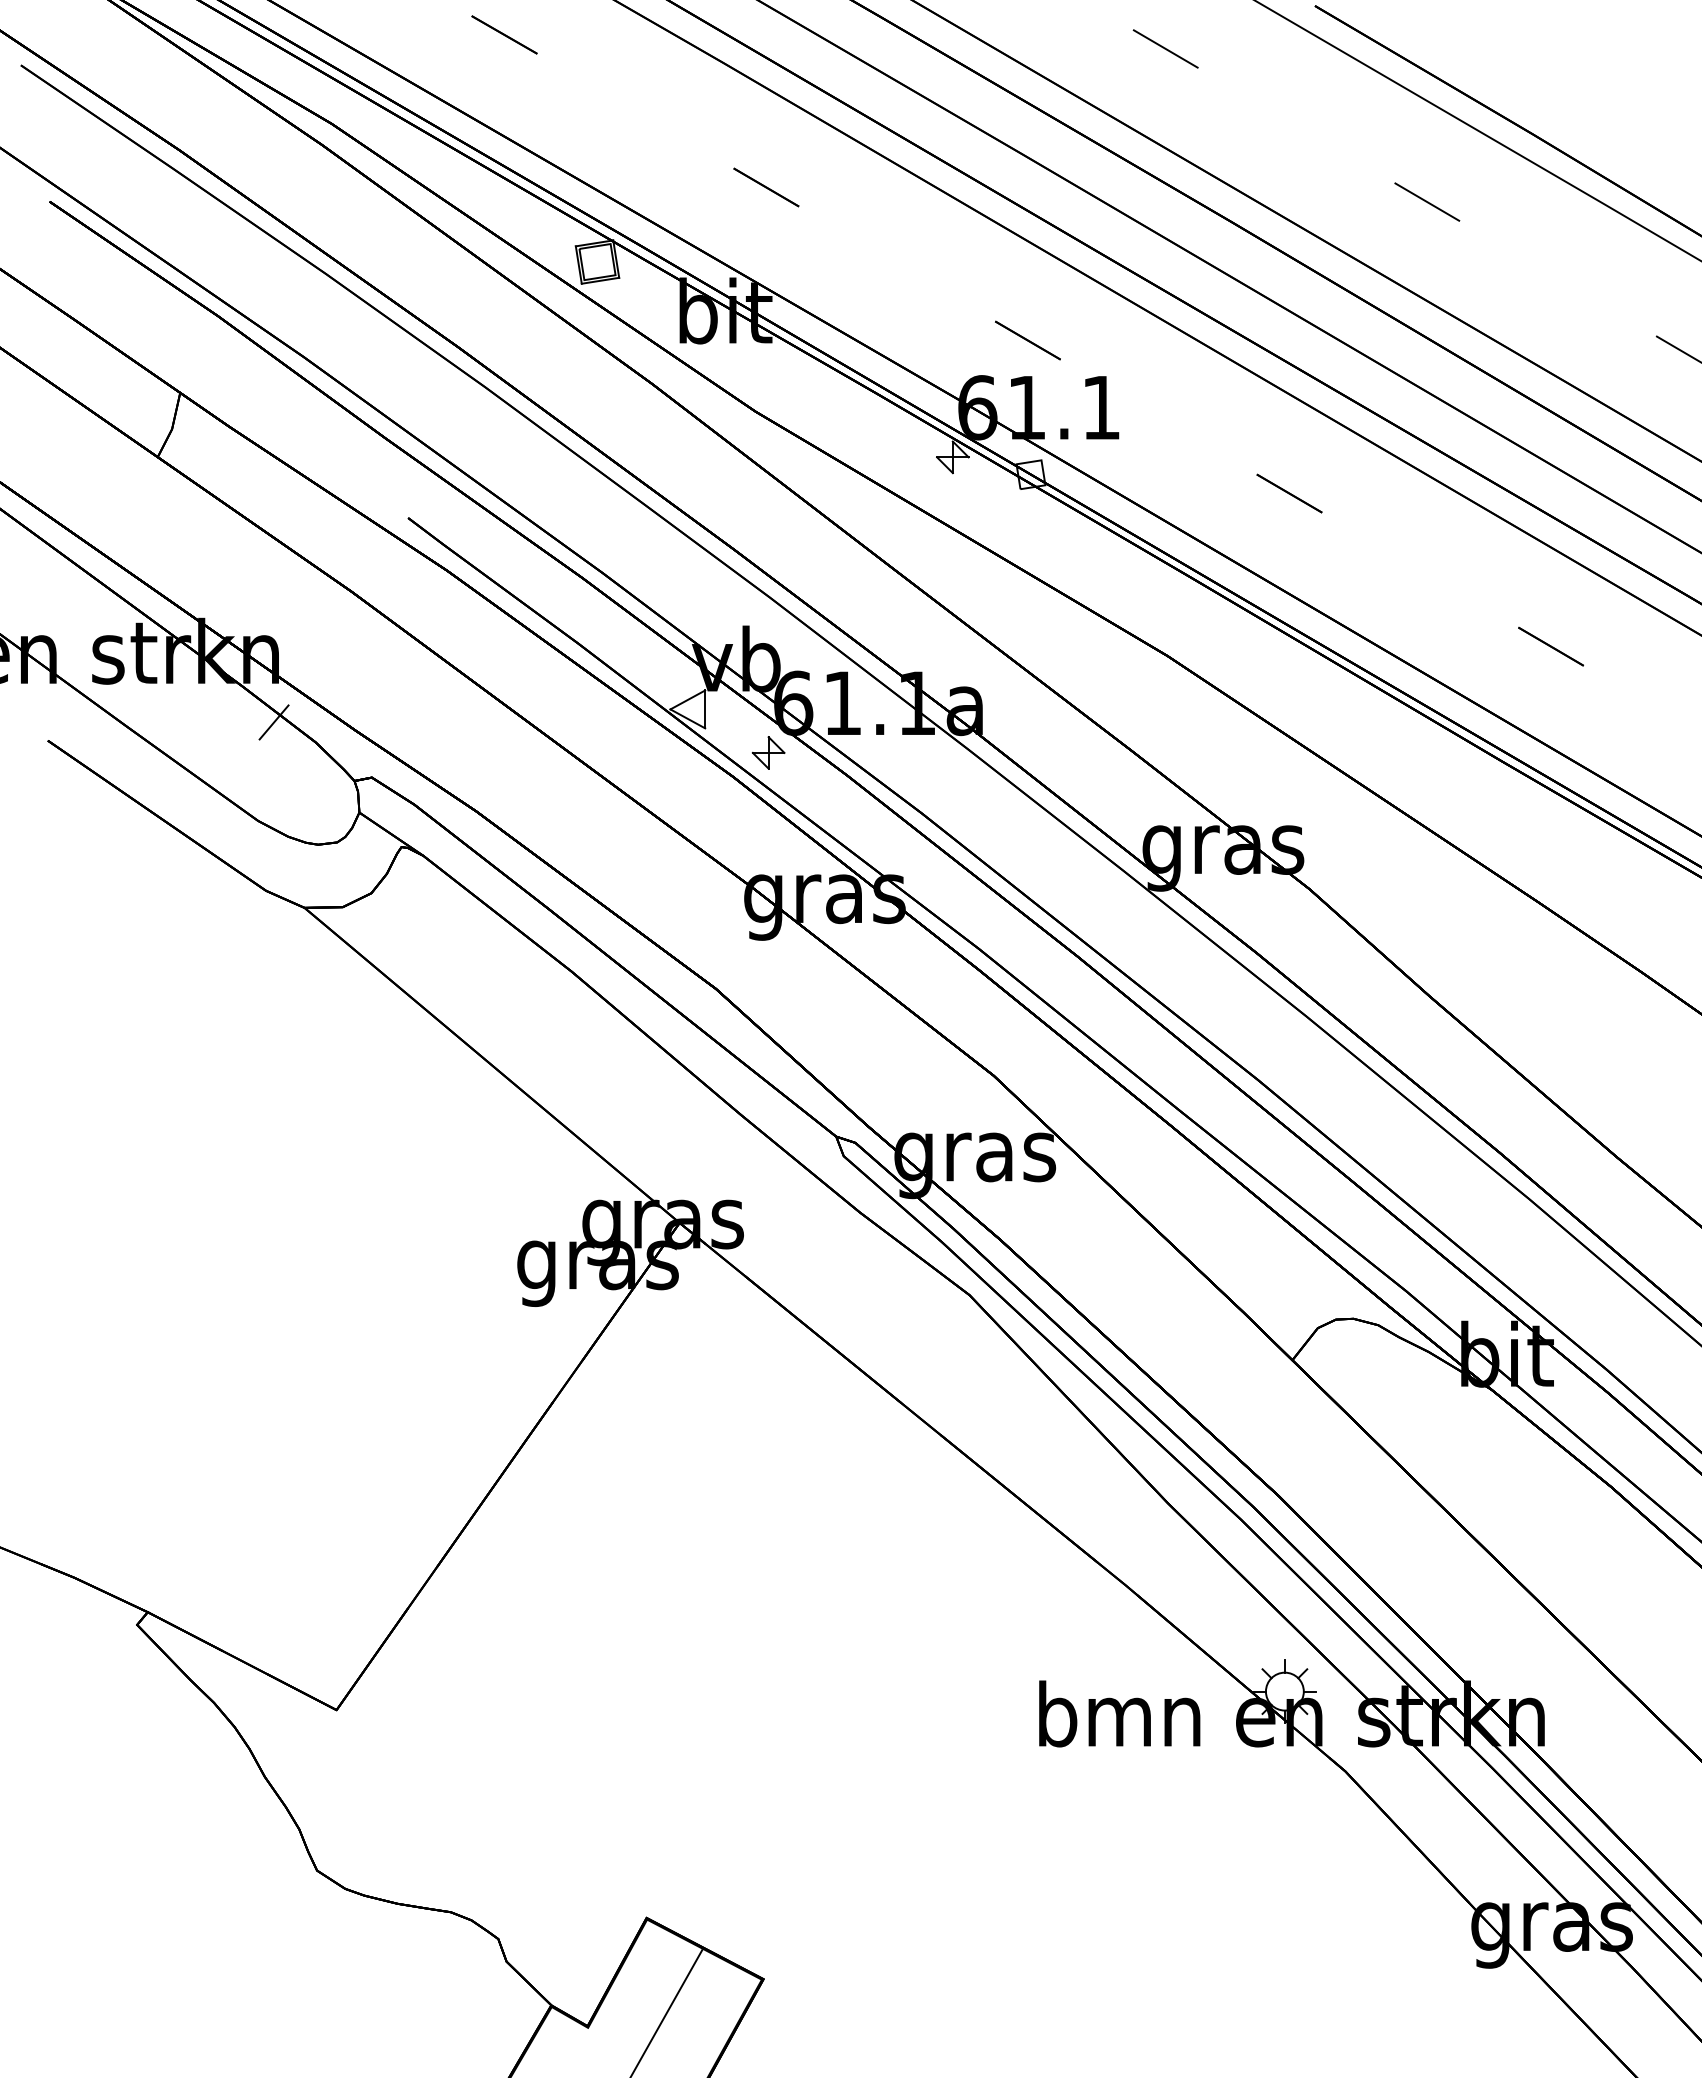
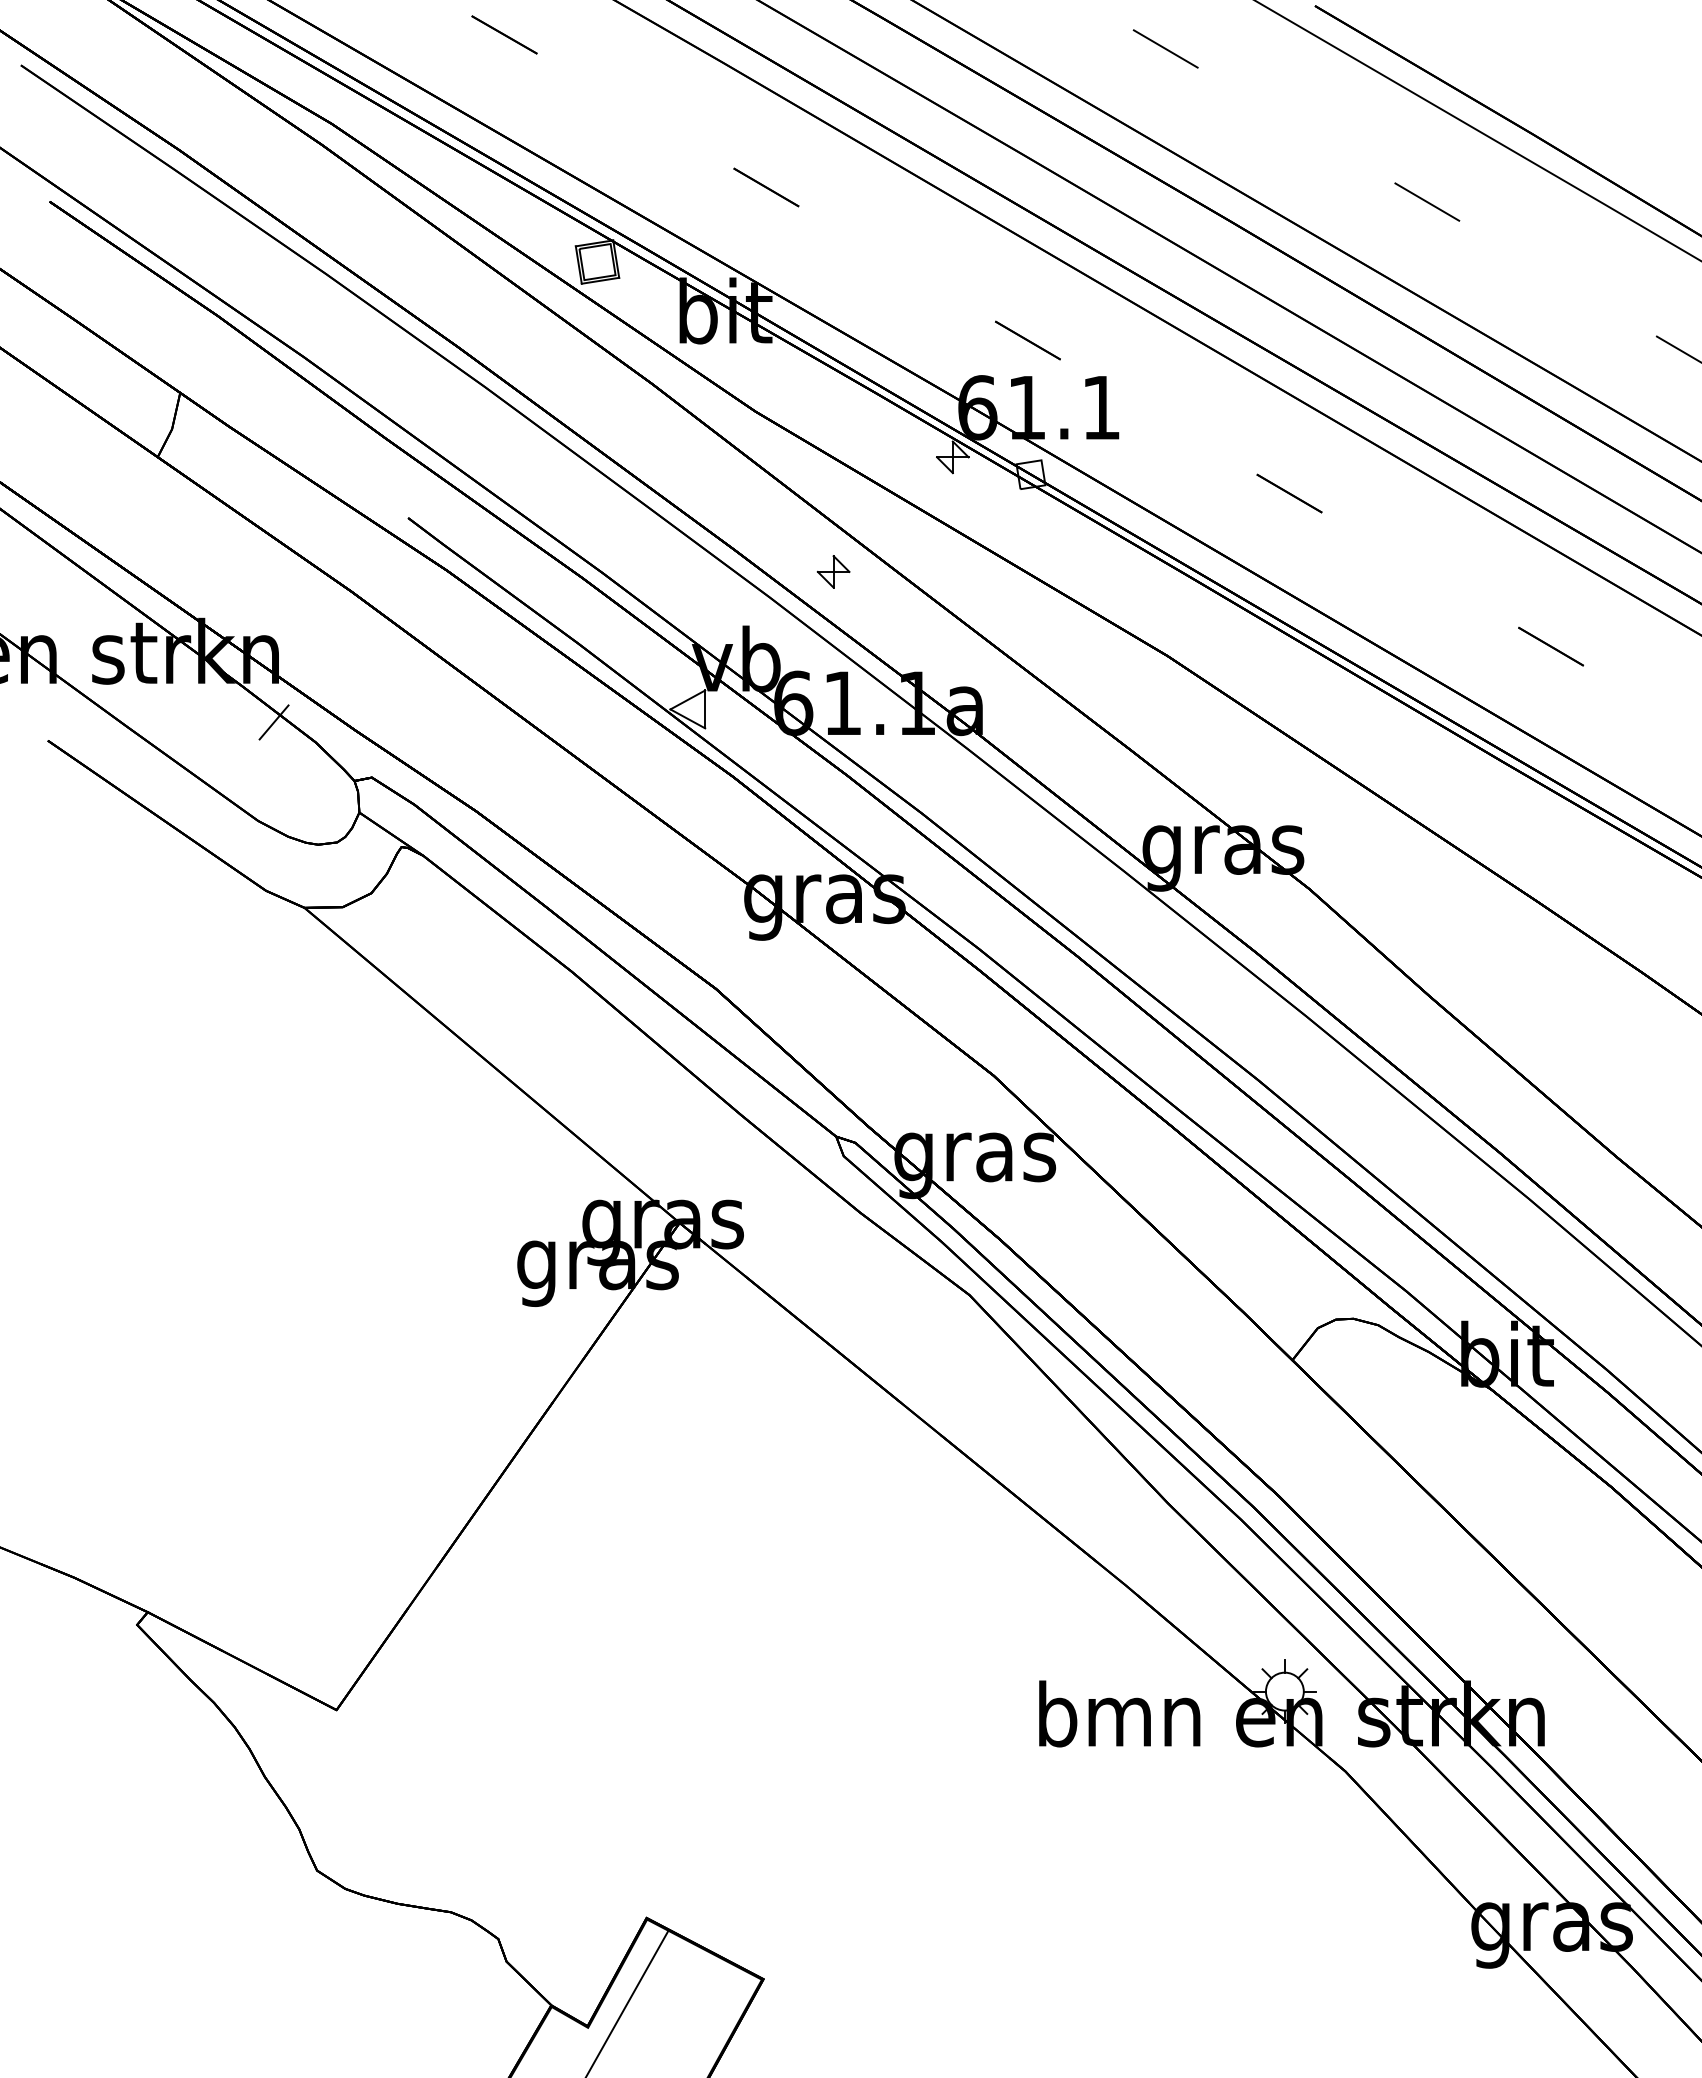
part position: (768, 752) -> (833, 571) (833, 571)
line position: (667, 2012) -> (627, 2002) (627, 2002)
